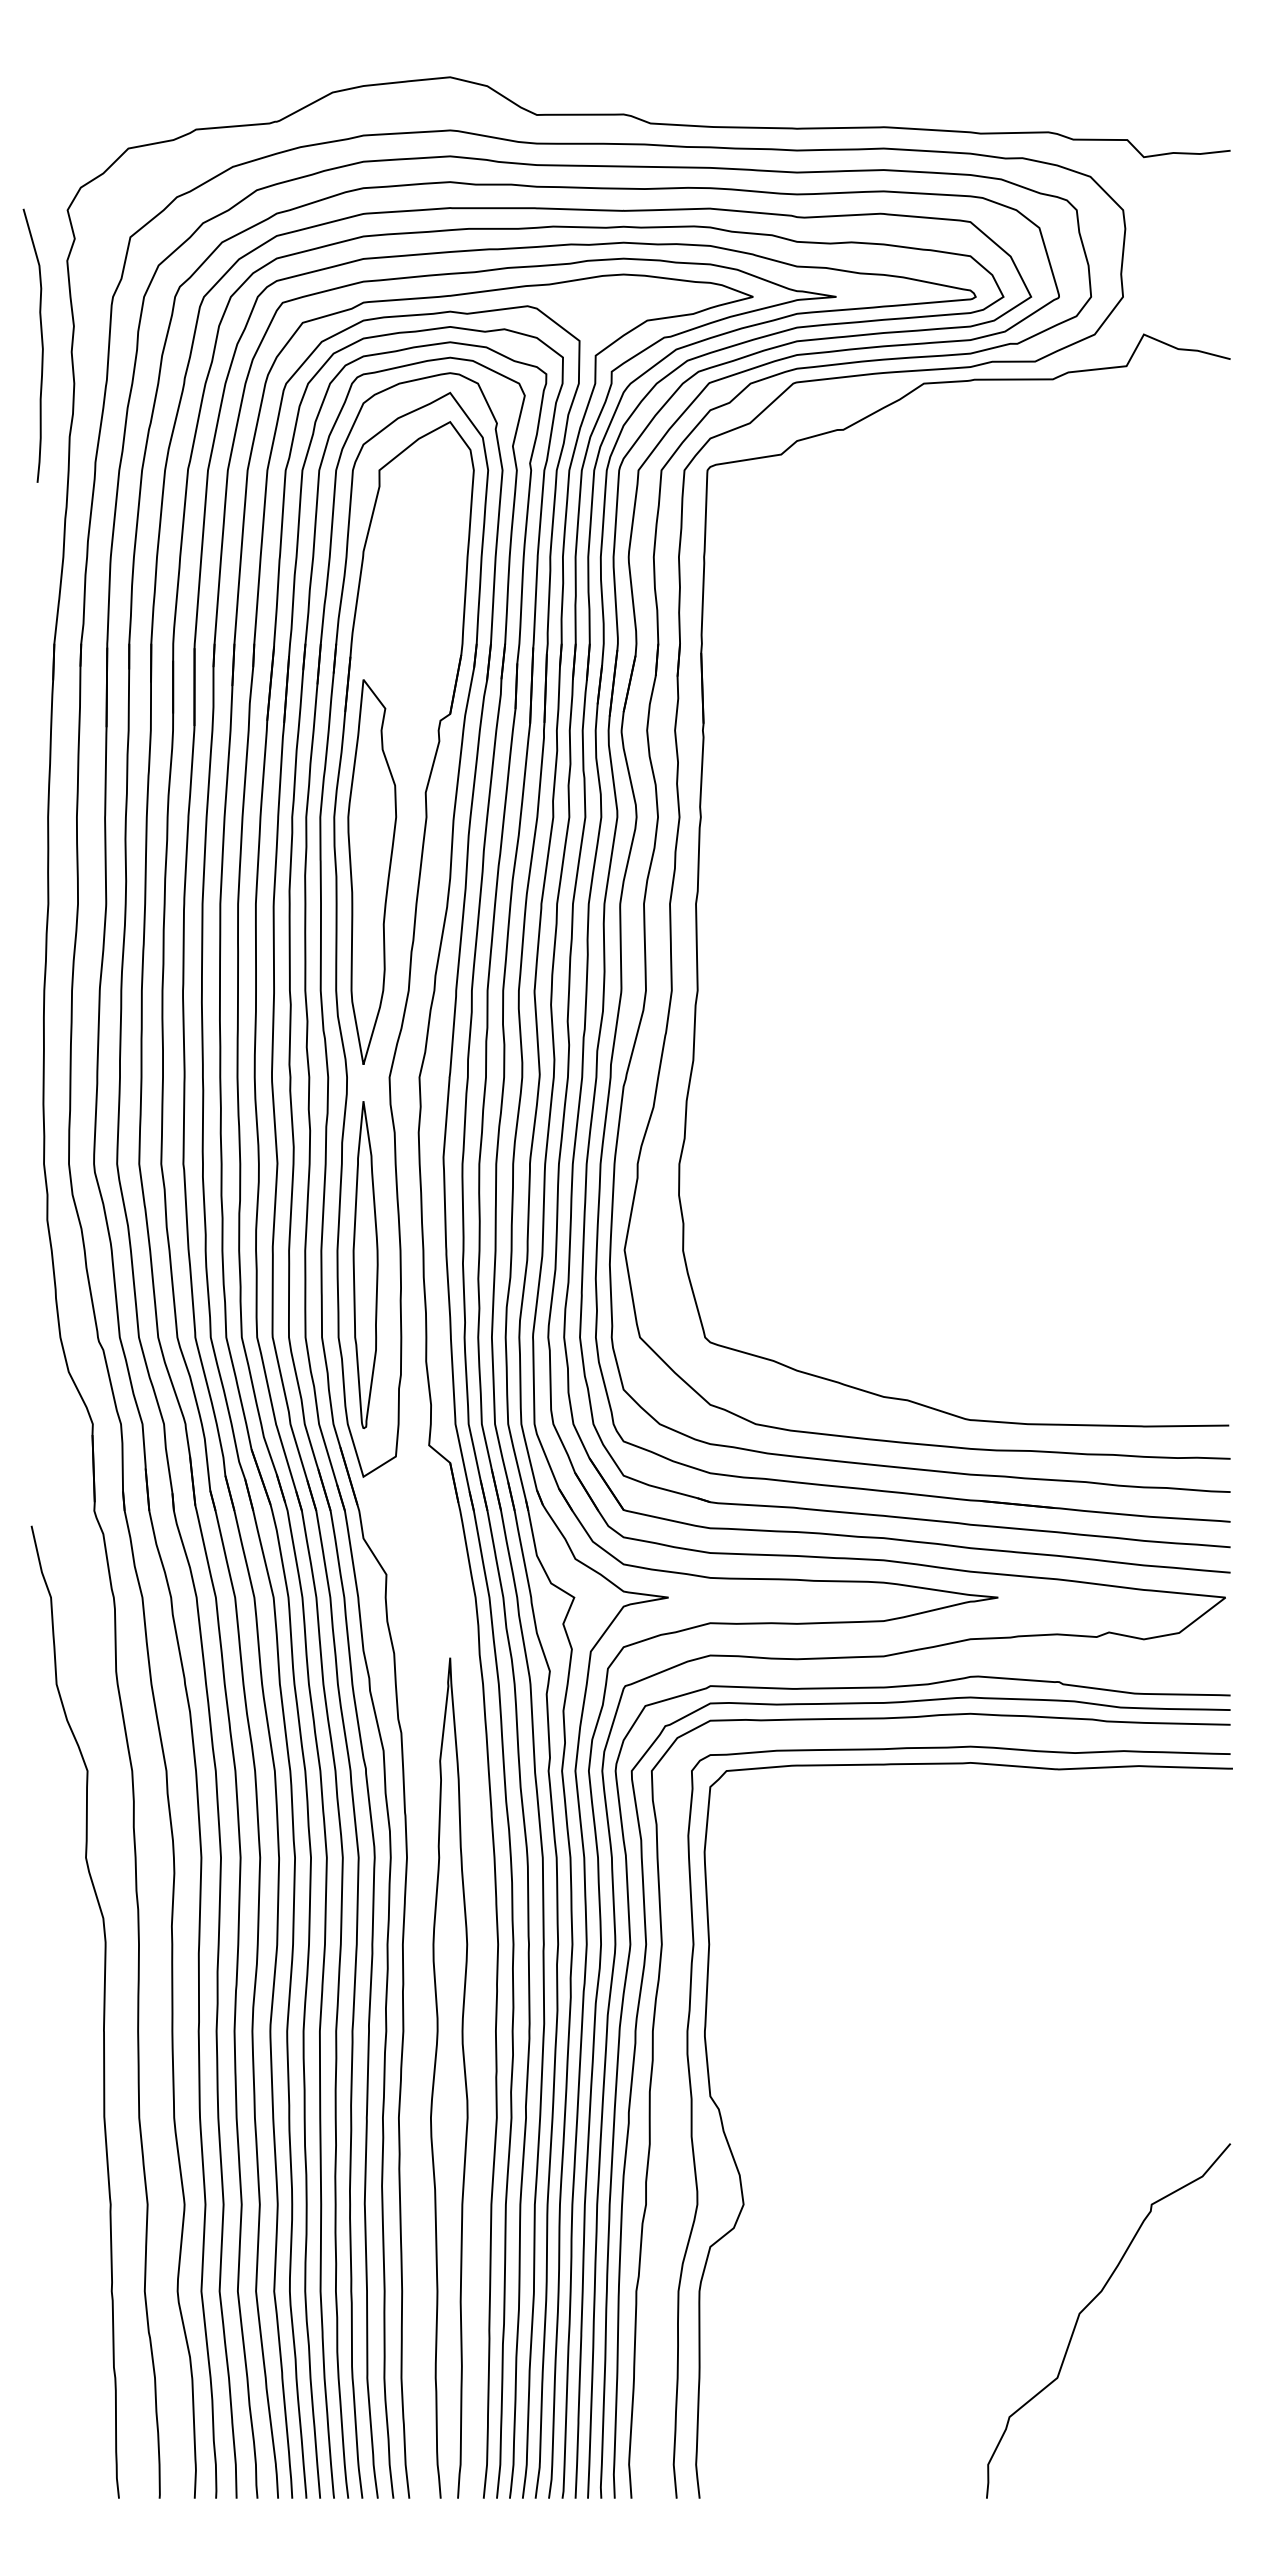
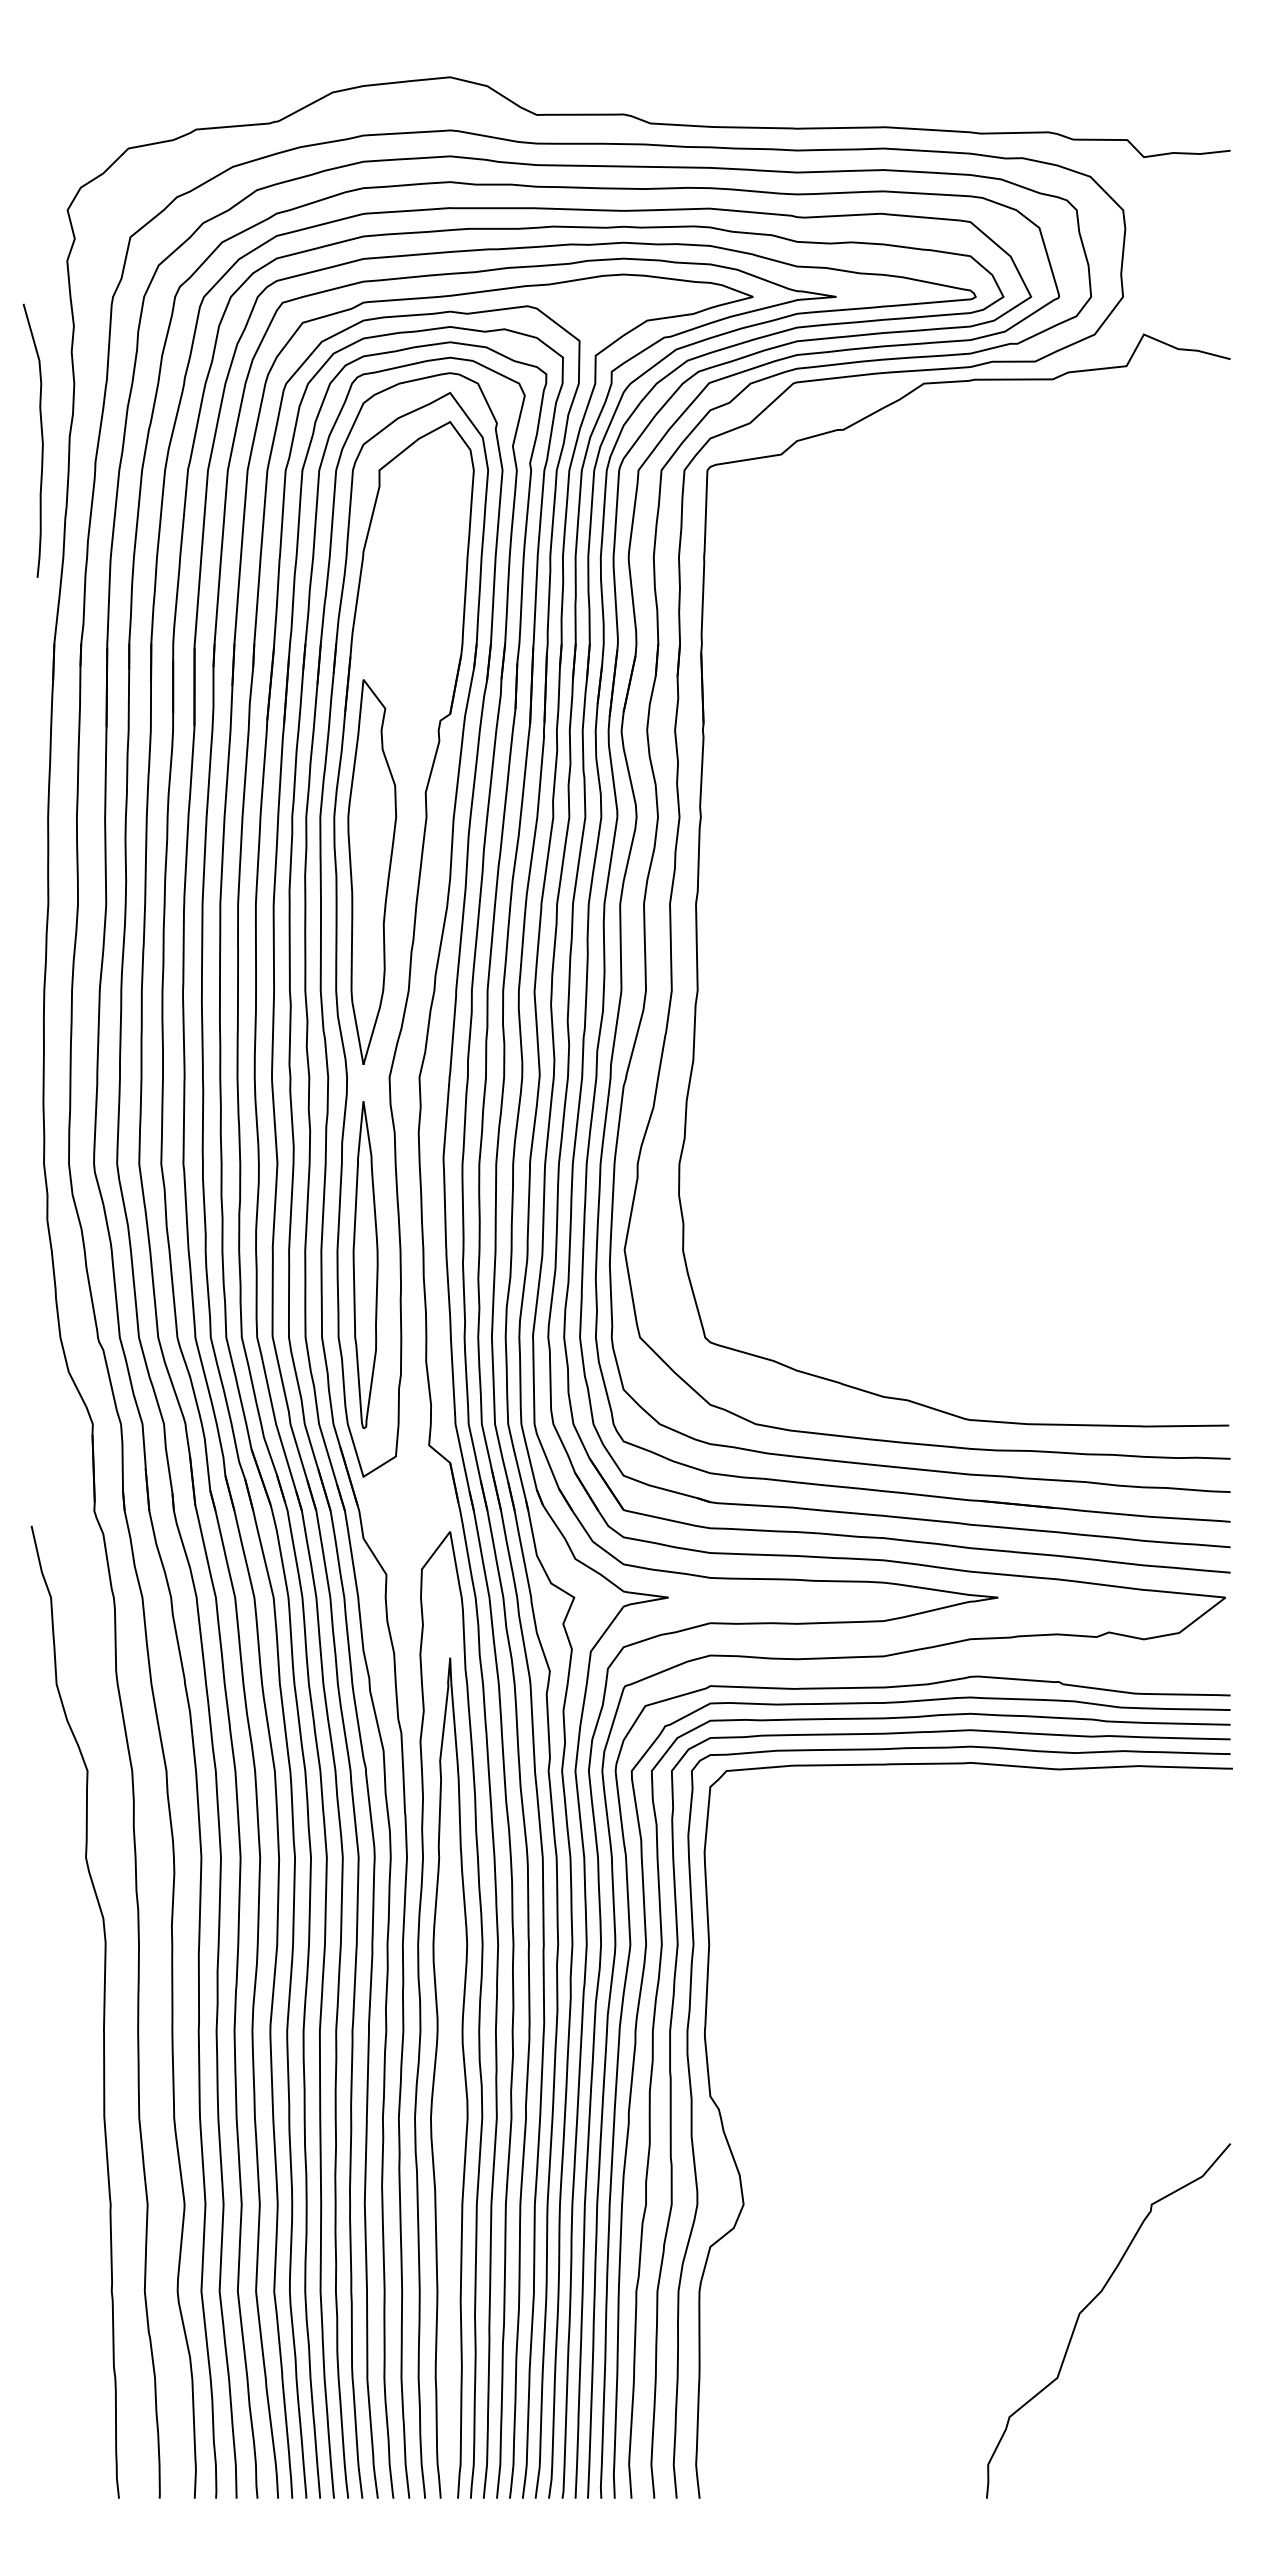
curve position: (41, 345) -> (41, 440) (41, 440)
curve: none -> present (421, 2014)
curve: none -> present (671, 2113)
